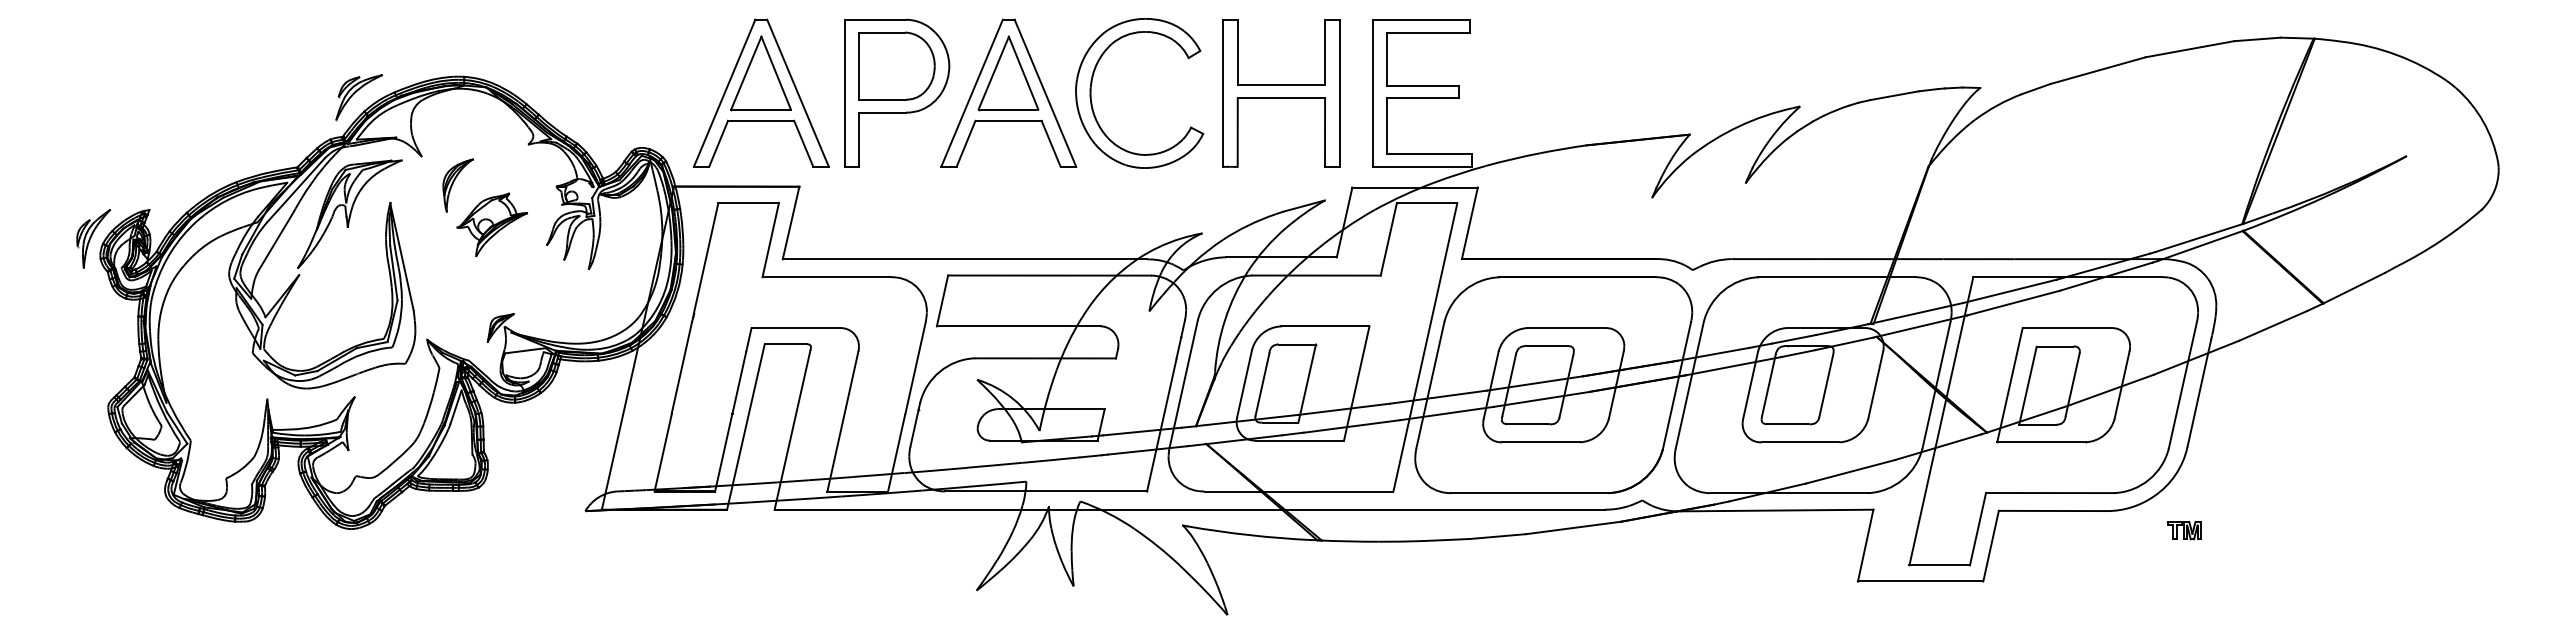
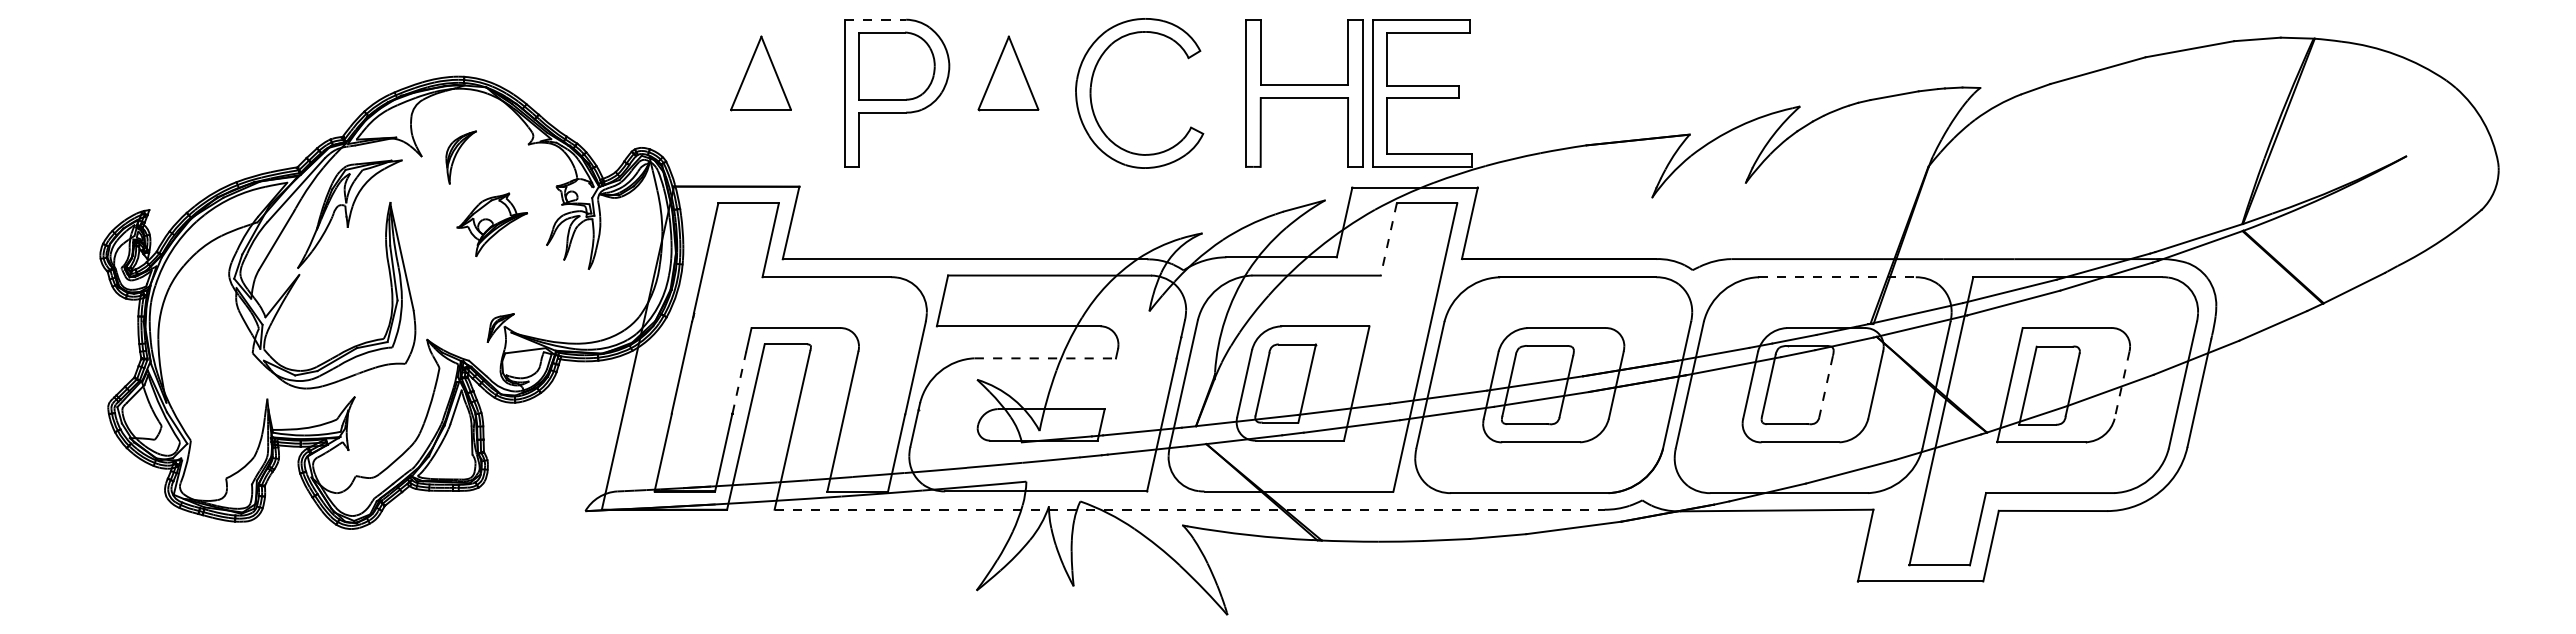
line: solid -> dashed (875, 19)
part: present -> none (760, 92)
part: present -> none (1008, 92)
part position: (1281, 93) -> (1304, 93) (1304, 93)
part: present -> none (358, 97)
part position: (457, 185) -> (460, 157) (460, 157)
part: present -> none (93, 238)
line: solid -> dashed (1388, 239)
line: solid -> dashed (1837, 277)
line: solid -> dashed (1045, 358)
line: solid -> dashed (739, 382)
line: solid -> dashed (2121, 385)
line: solid -> dashed (1826, 387)
line: solid -> dashed (1189, 509)
part: present -> none (2184, 530)
